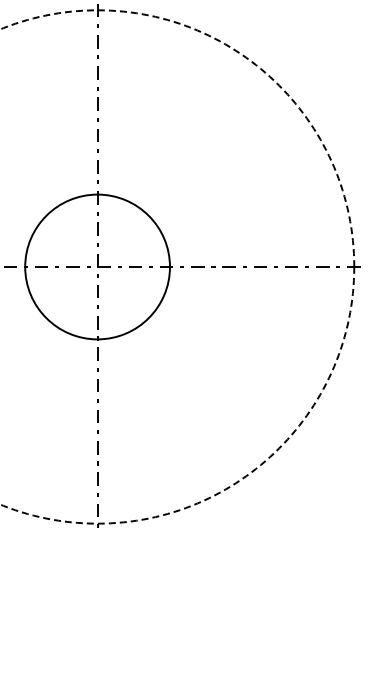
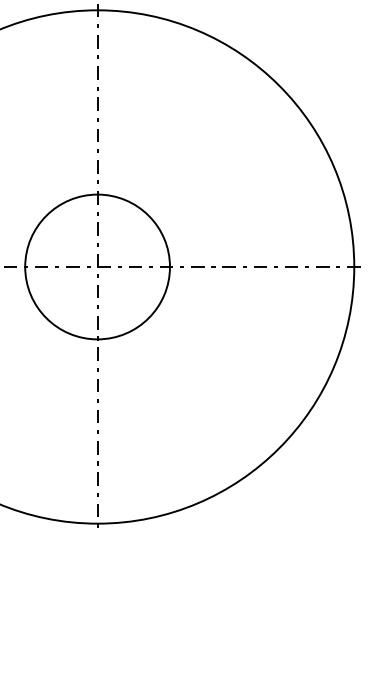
circle: dashed -> solid (177, 266)
